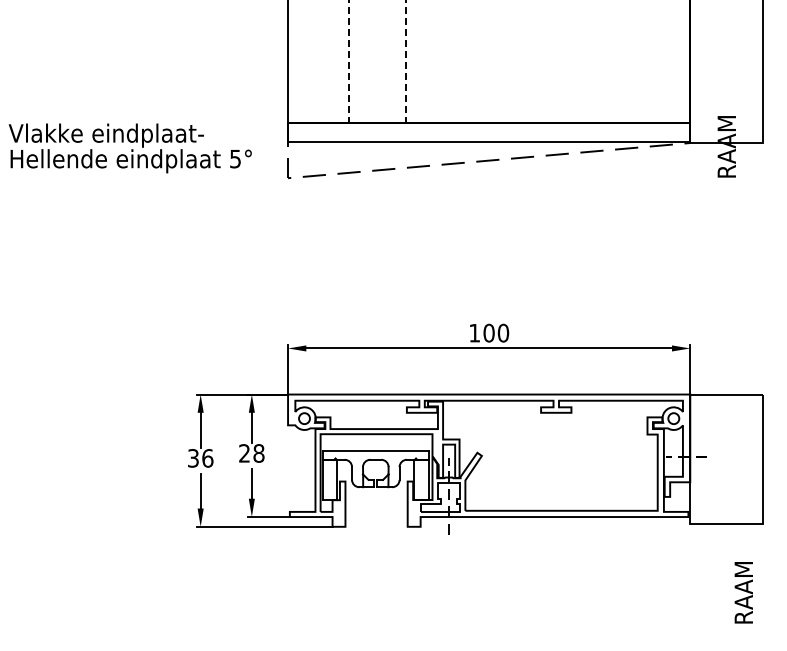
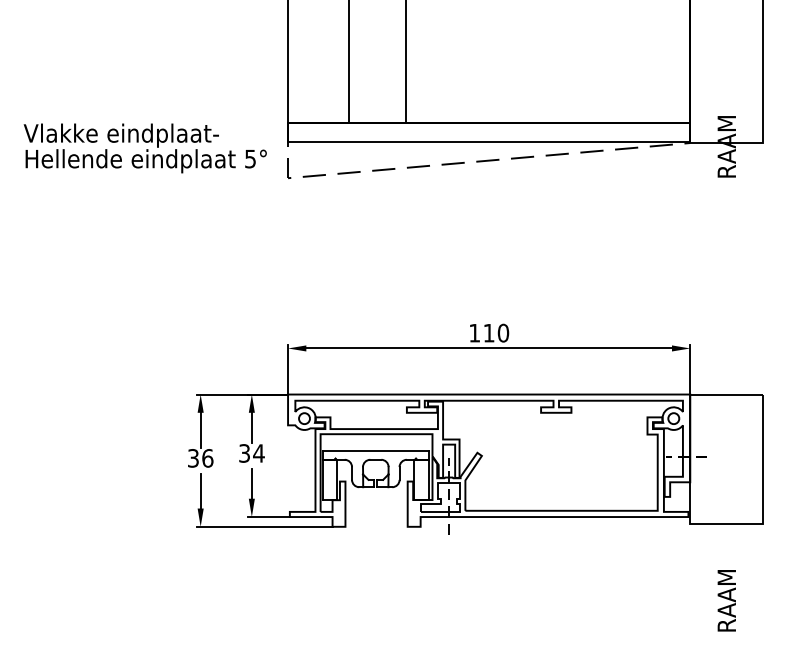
line: dashed -> solid (348, 62)
line: dashed -> solid (405, 62)
text position: (129, 148) -> (144, 148) (144, 148)
text: 100 -> 110 (488, 332)
text: 28 -> 34 (251, 453)
text position: (743, 592) -> (726, 600) (726, 600)
